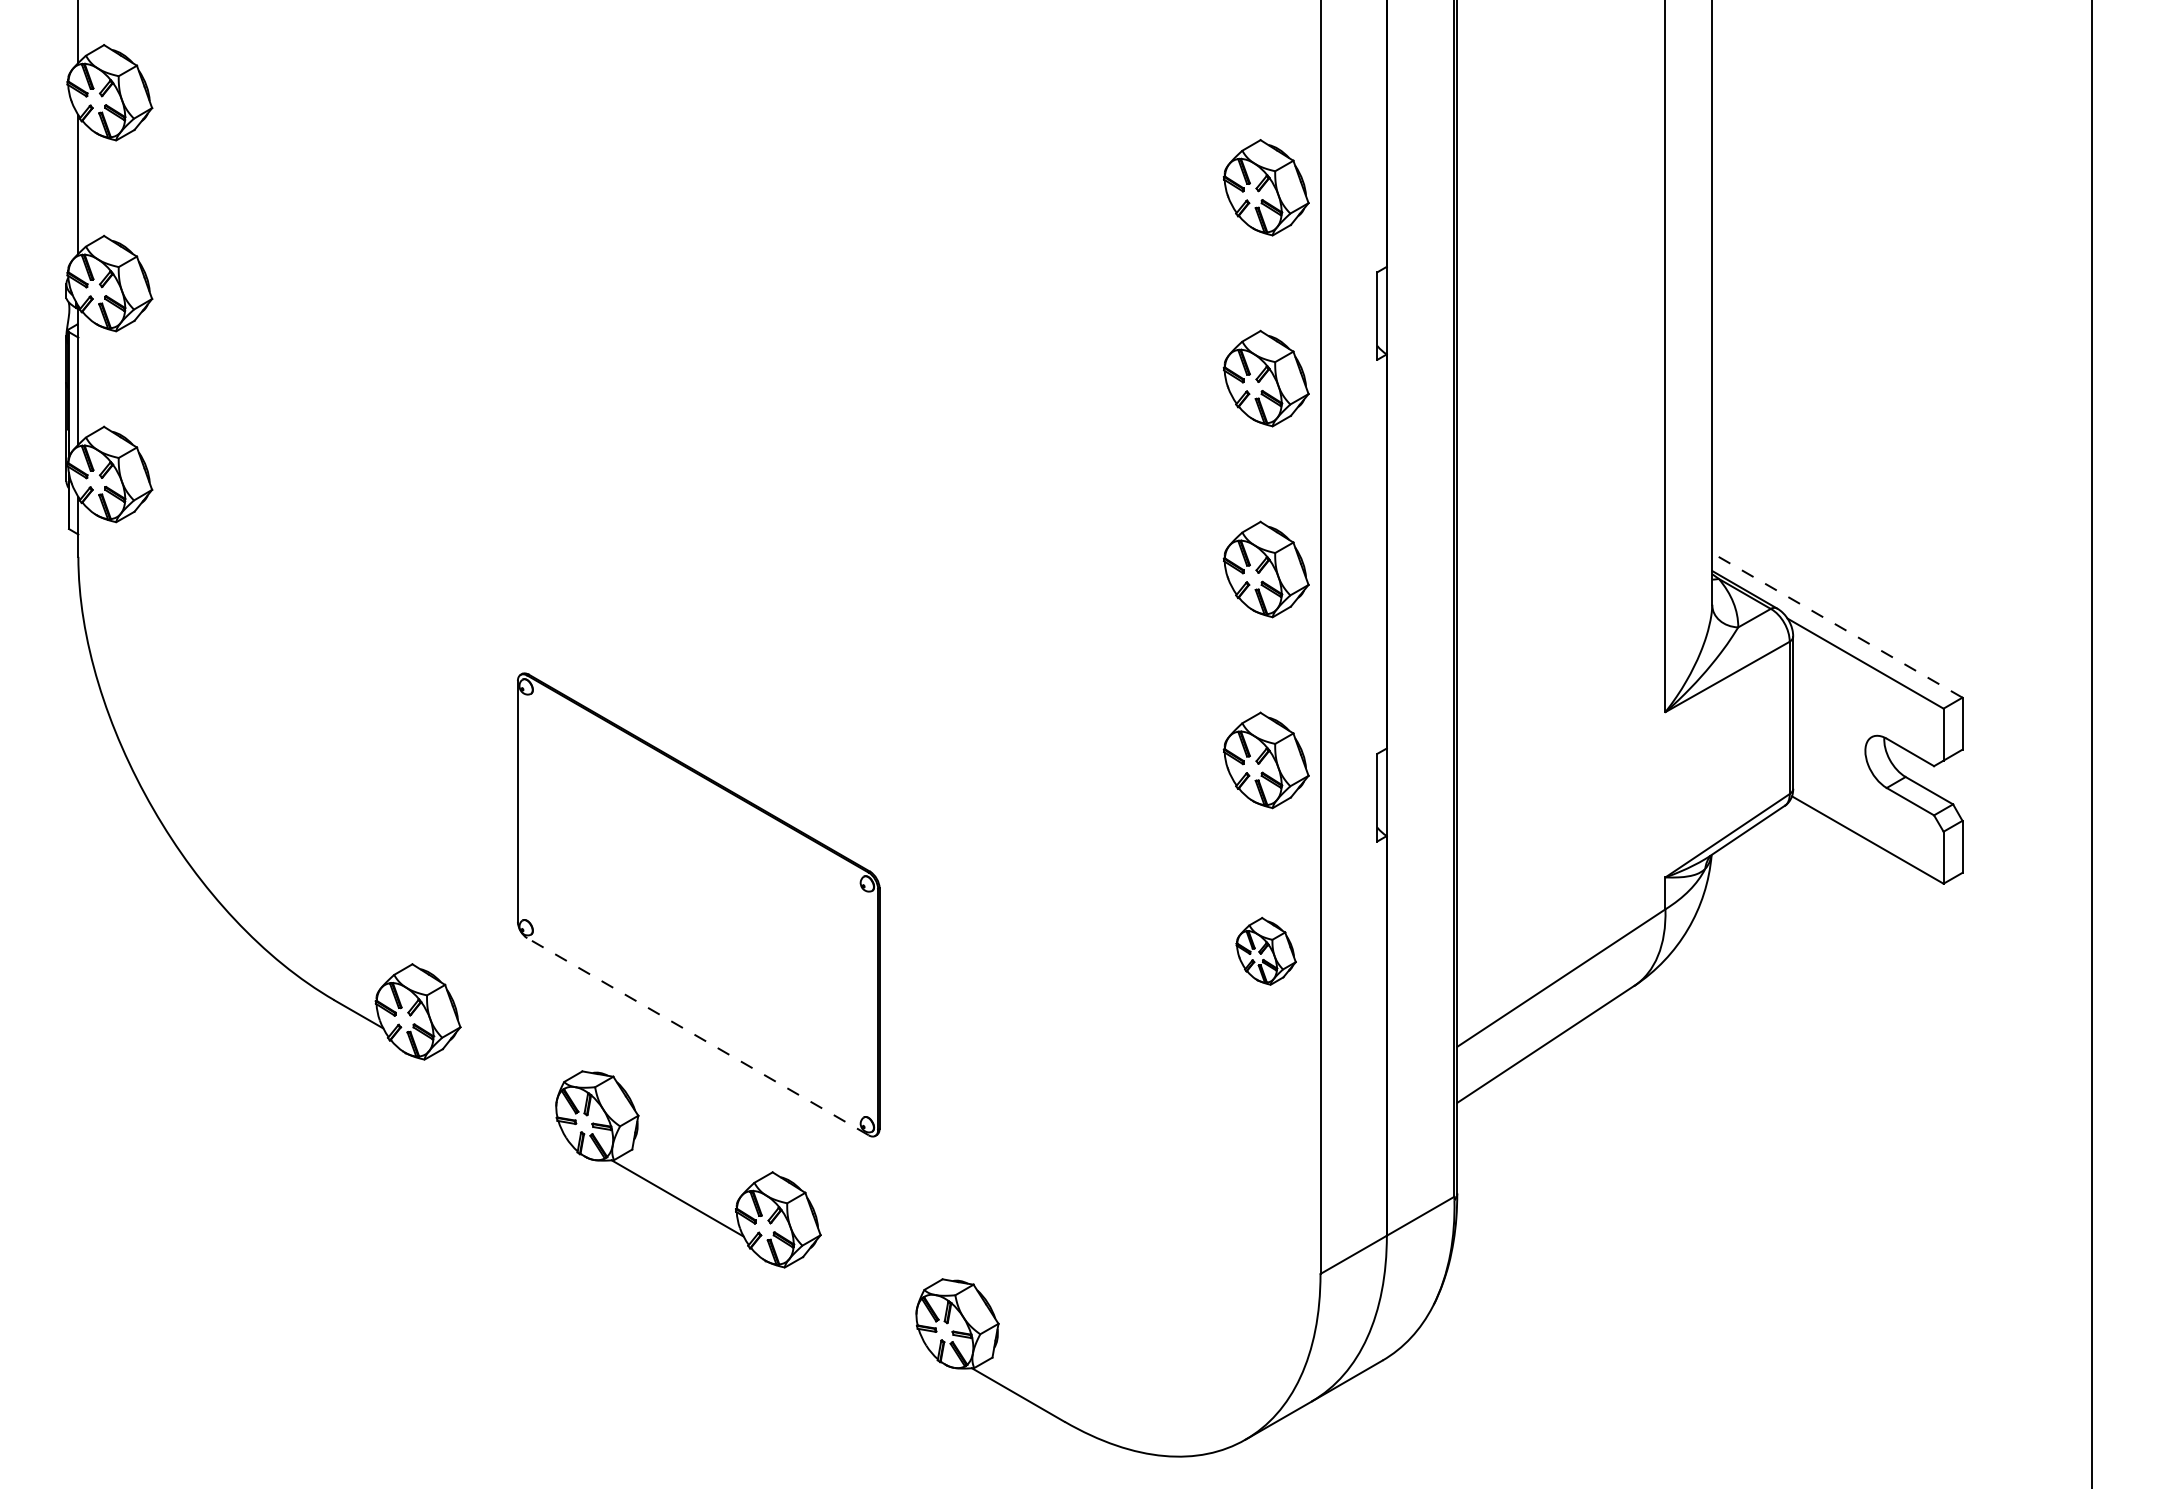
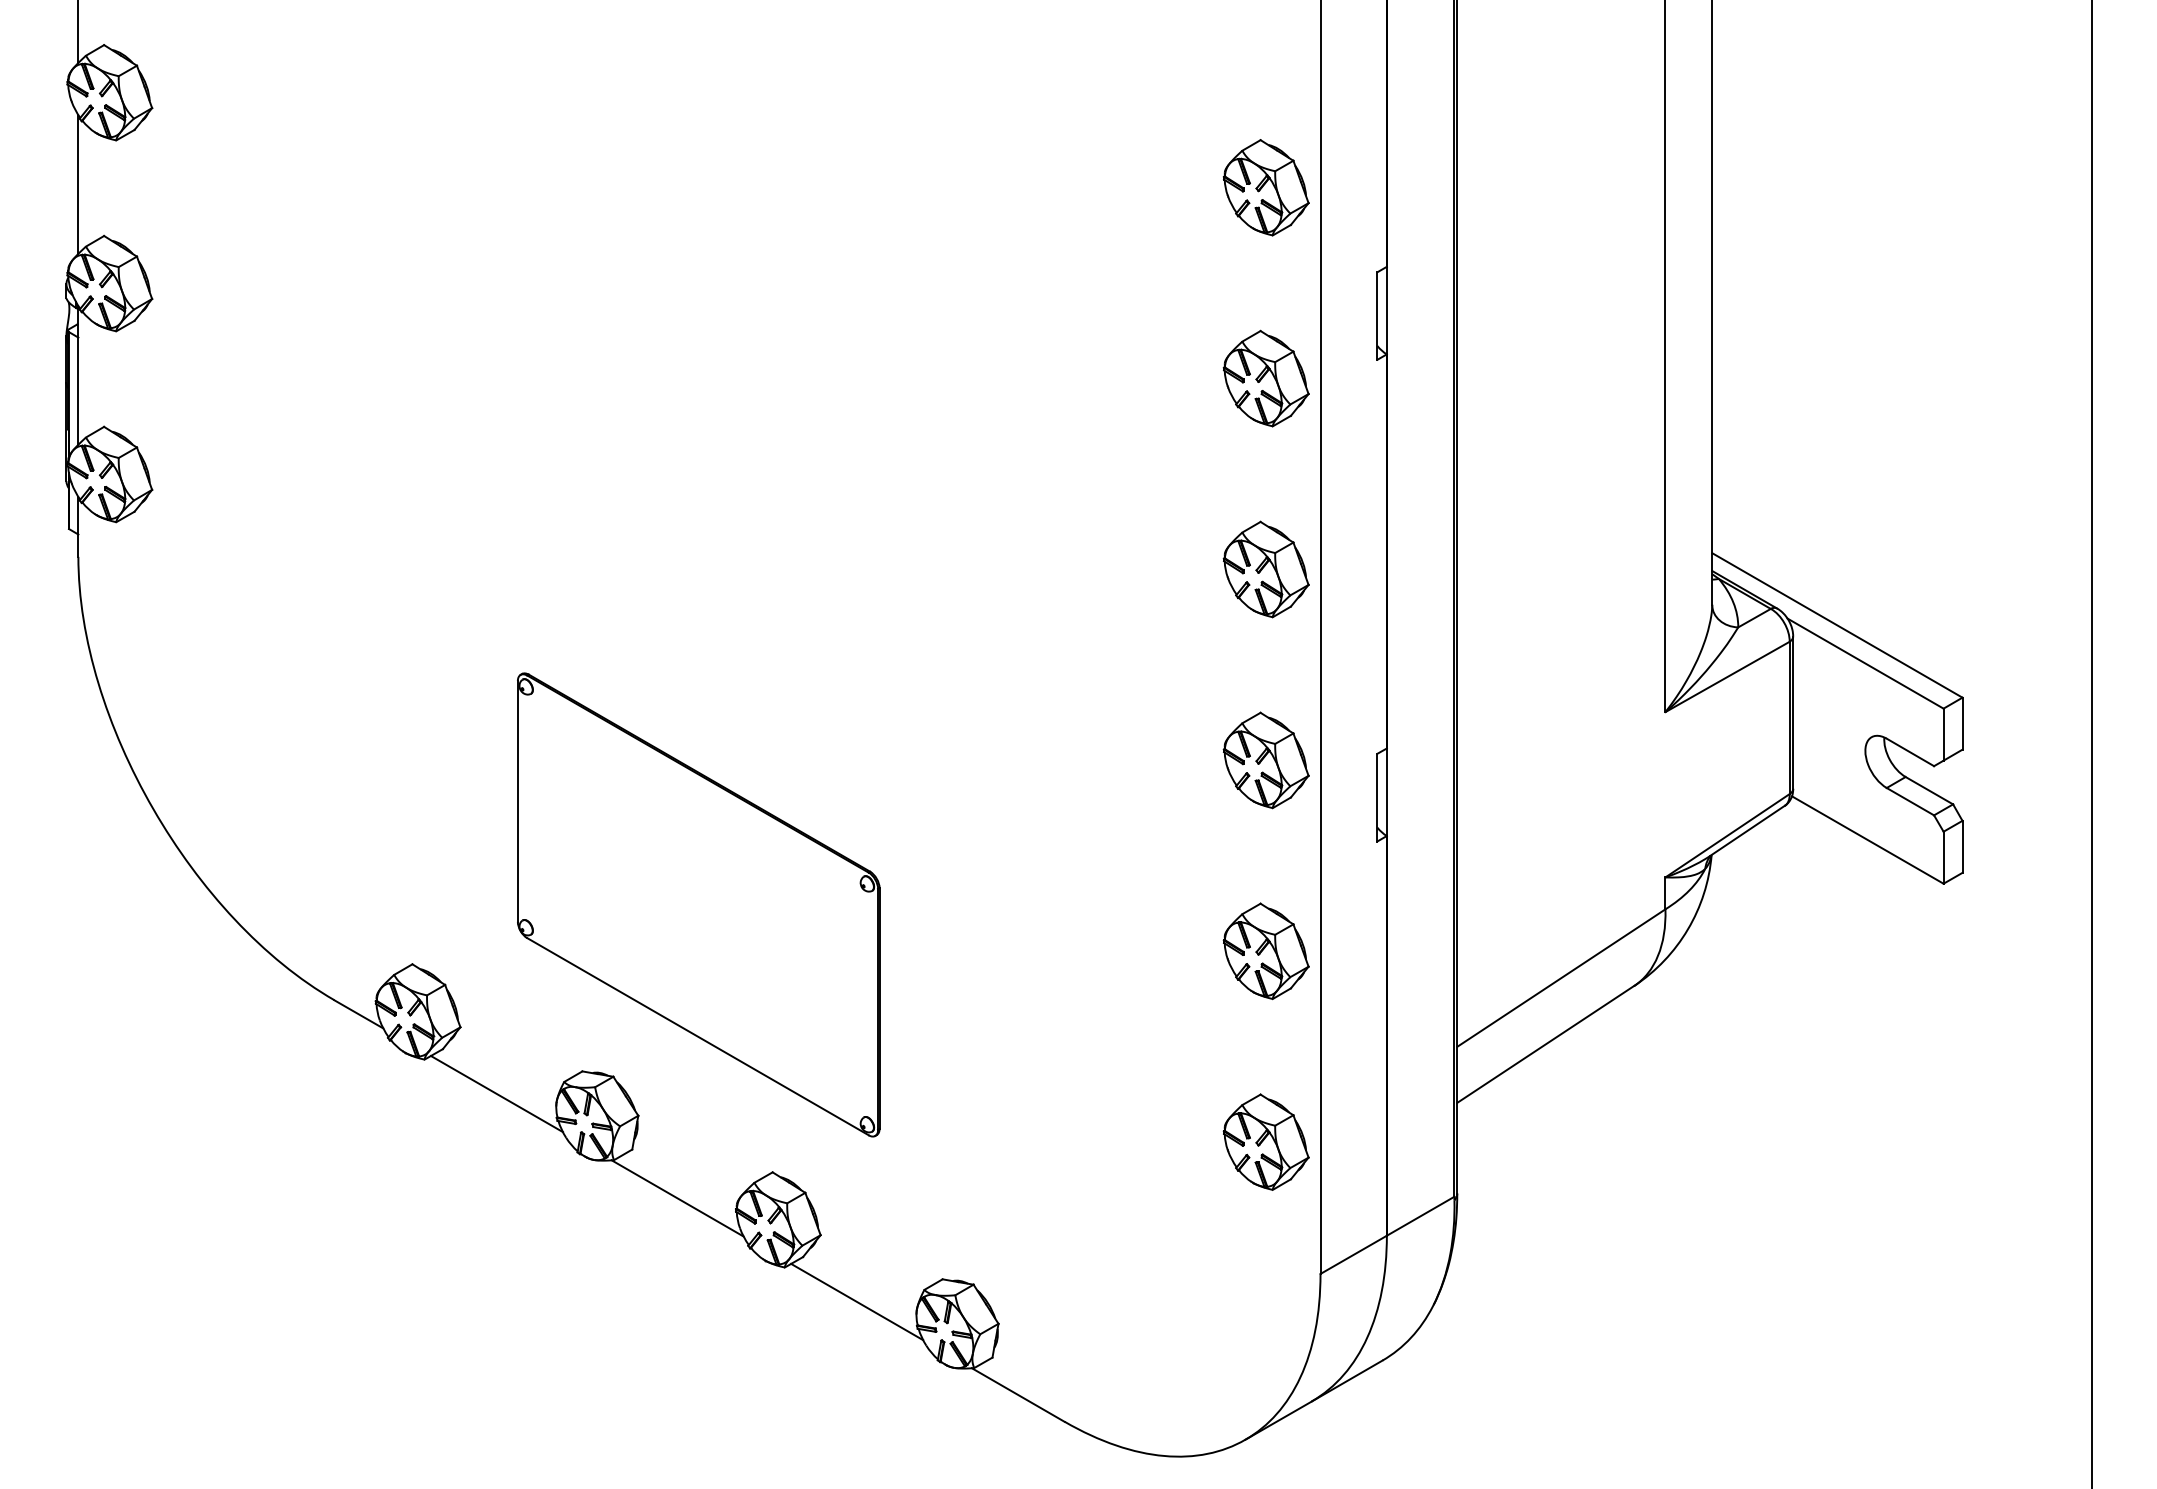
line: dashed -> solid (1836, 625)
part size: 62x70 px -> 88x99 px (1265, 951)
line: dashed -> solid (697, 1036)
line: none -> present (496, 1093)
part: none -> present (1265, 1141)
line: none -> present (857, 1301)
